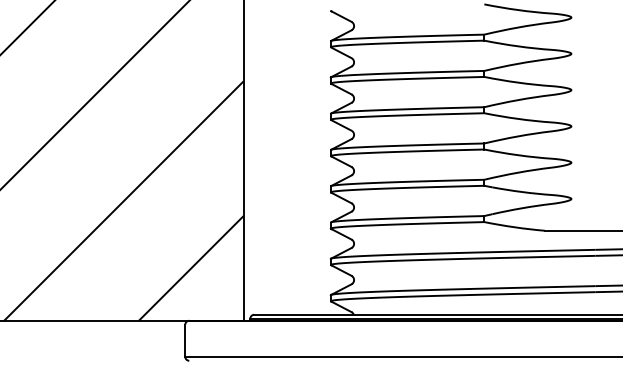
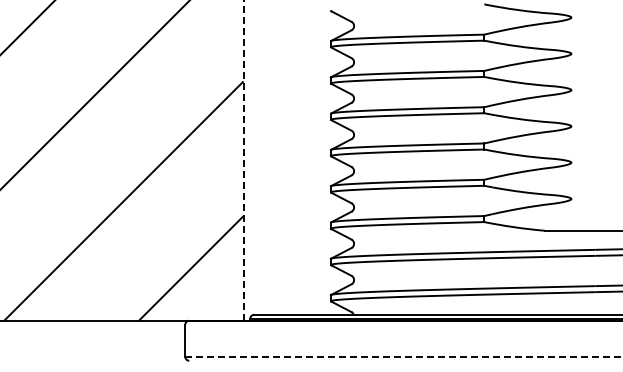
line: solid -> dashed (243, 160)
line: solid -> dashed (404, 356)
